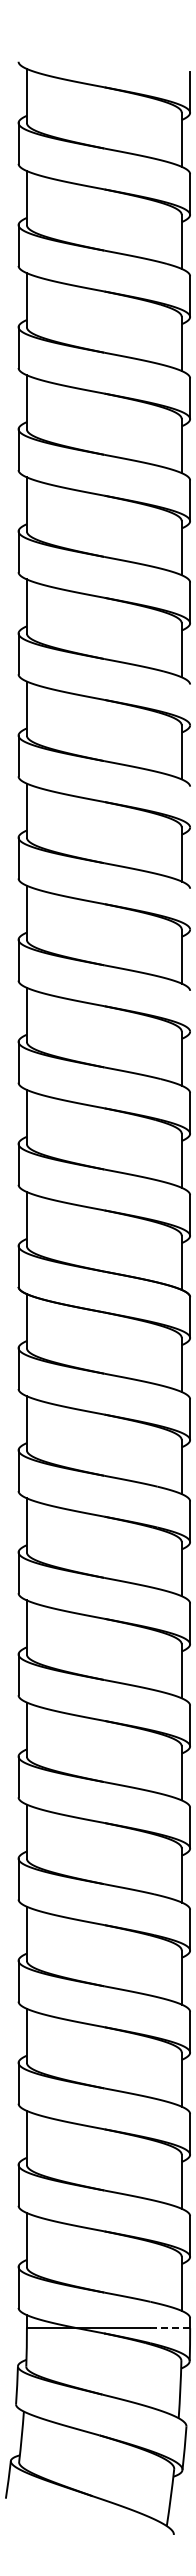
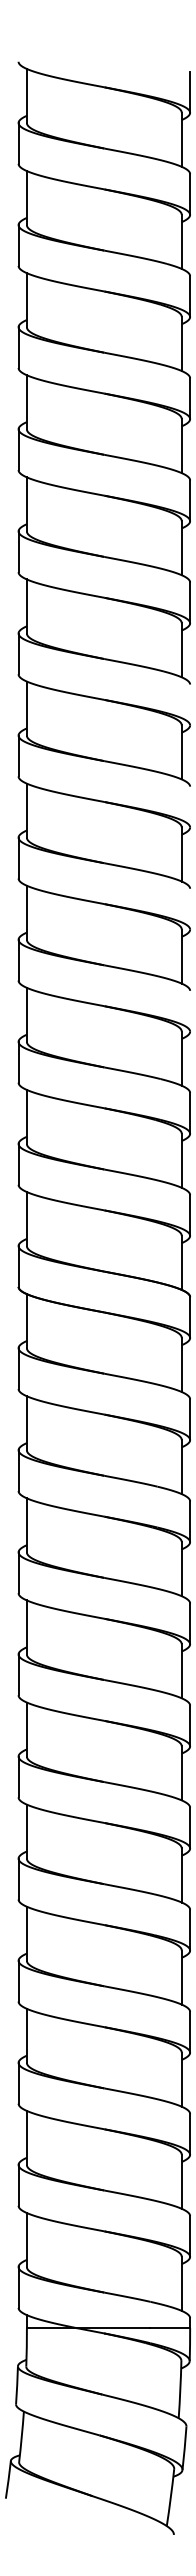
line: dashed -> solid (170, 2328)
